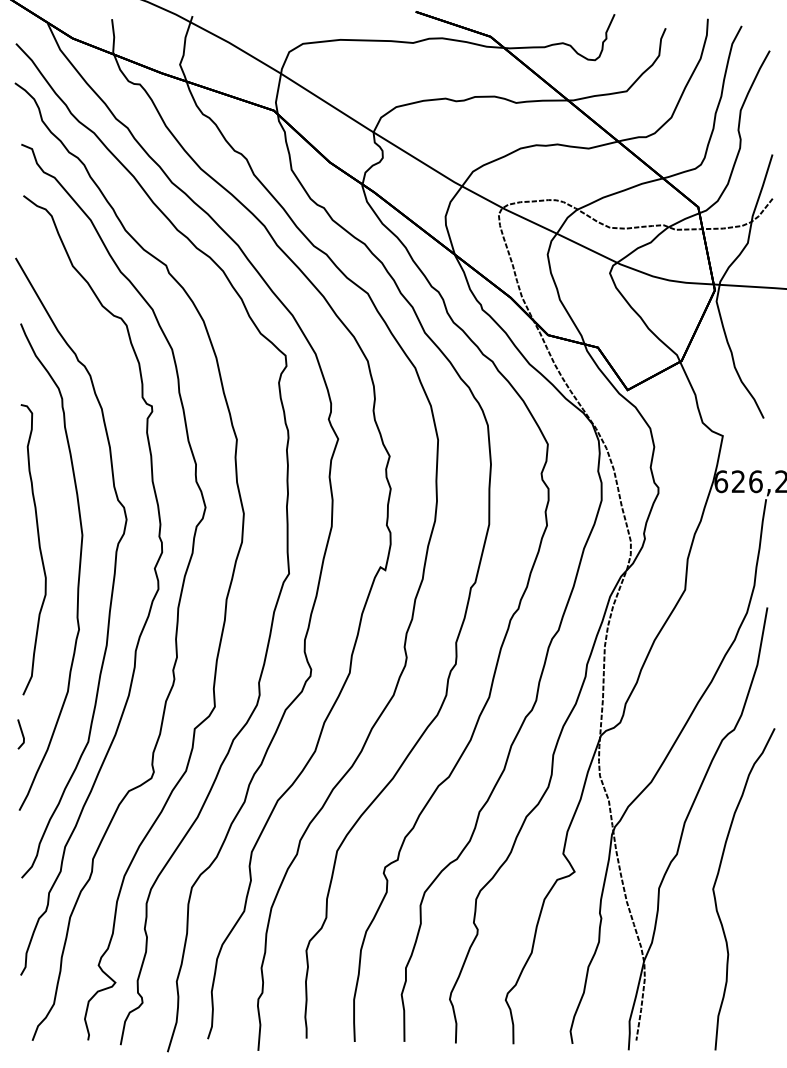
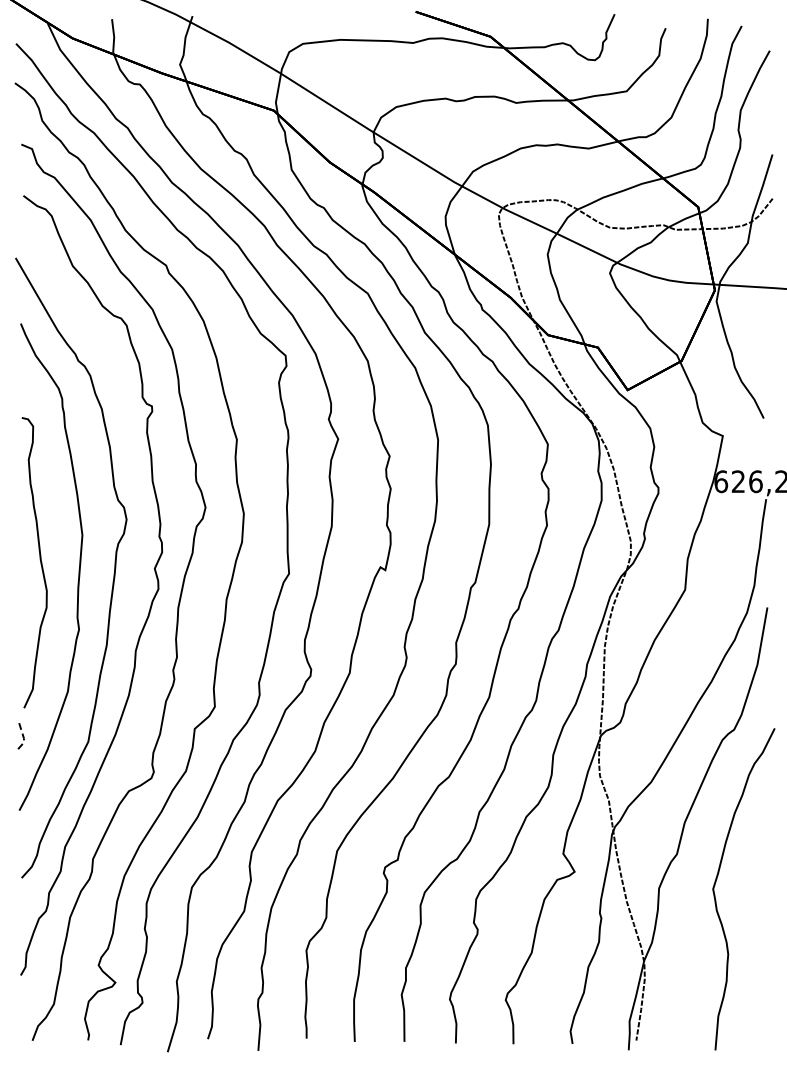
curve position: (38, 546) -> (39, 559) (39, 559)
line: solid -> dashed (23, 735)
